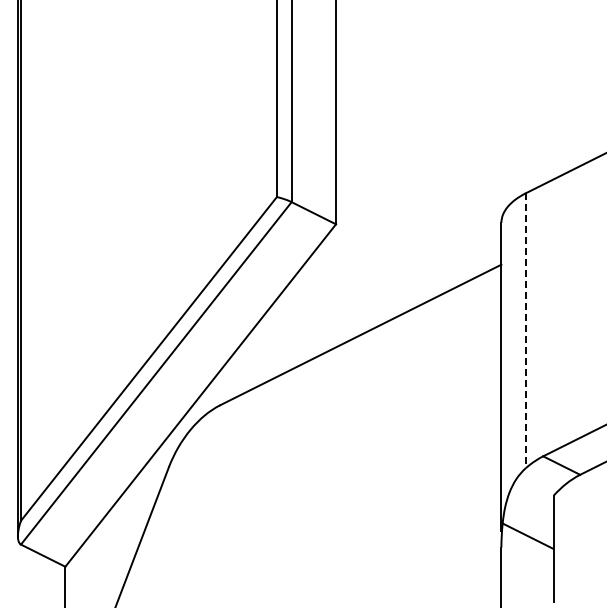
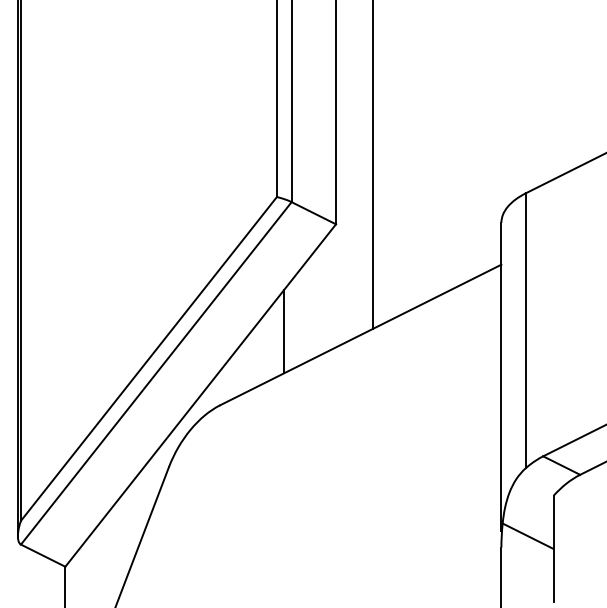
line: none -> present (372, 165)
line: none -> present (284, 331)
line: dashed -> solid (525, 331)
